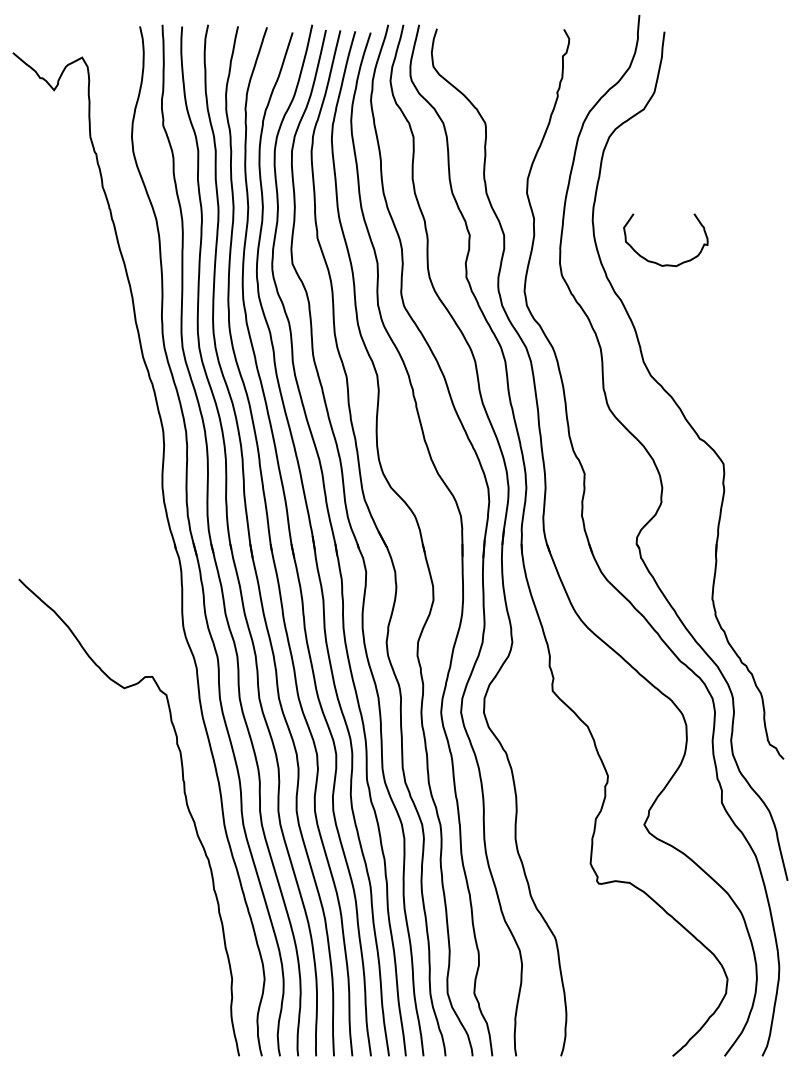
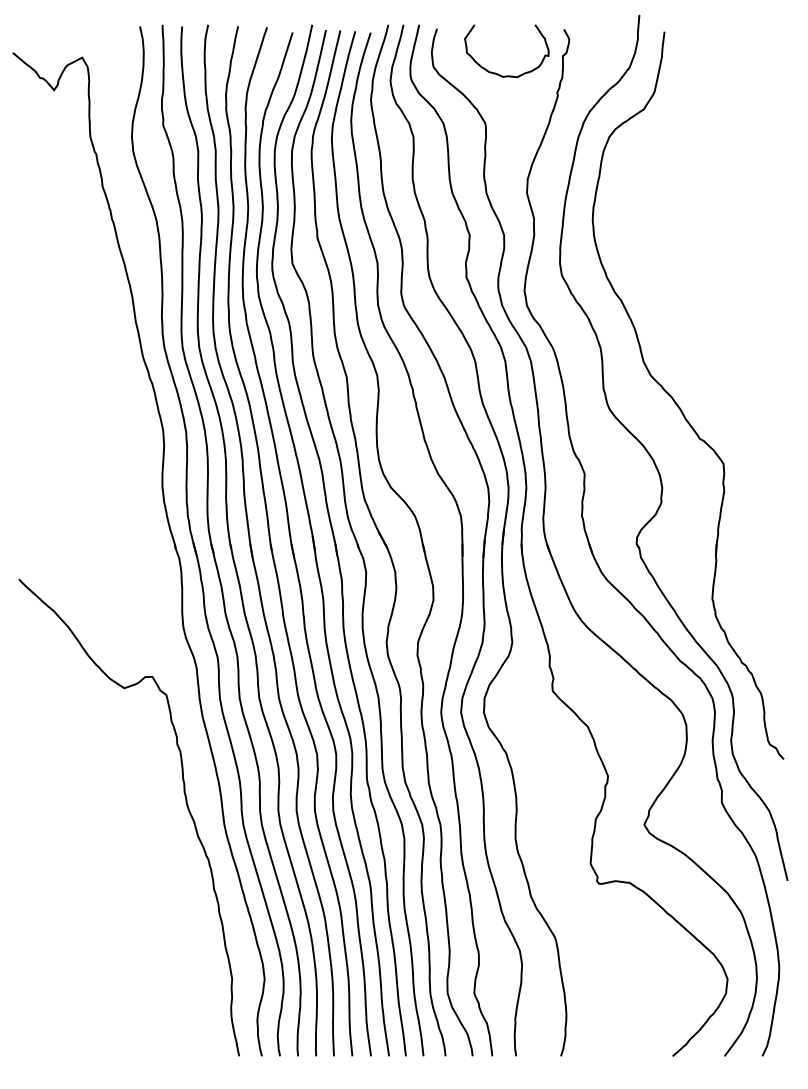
curve position: (657, 262) -> (498, 73) (498, 73)
